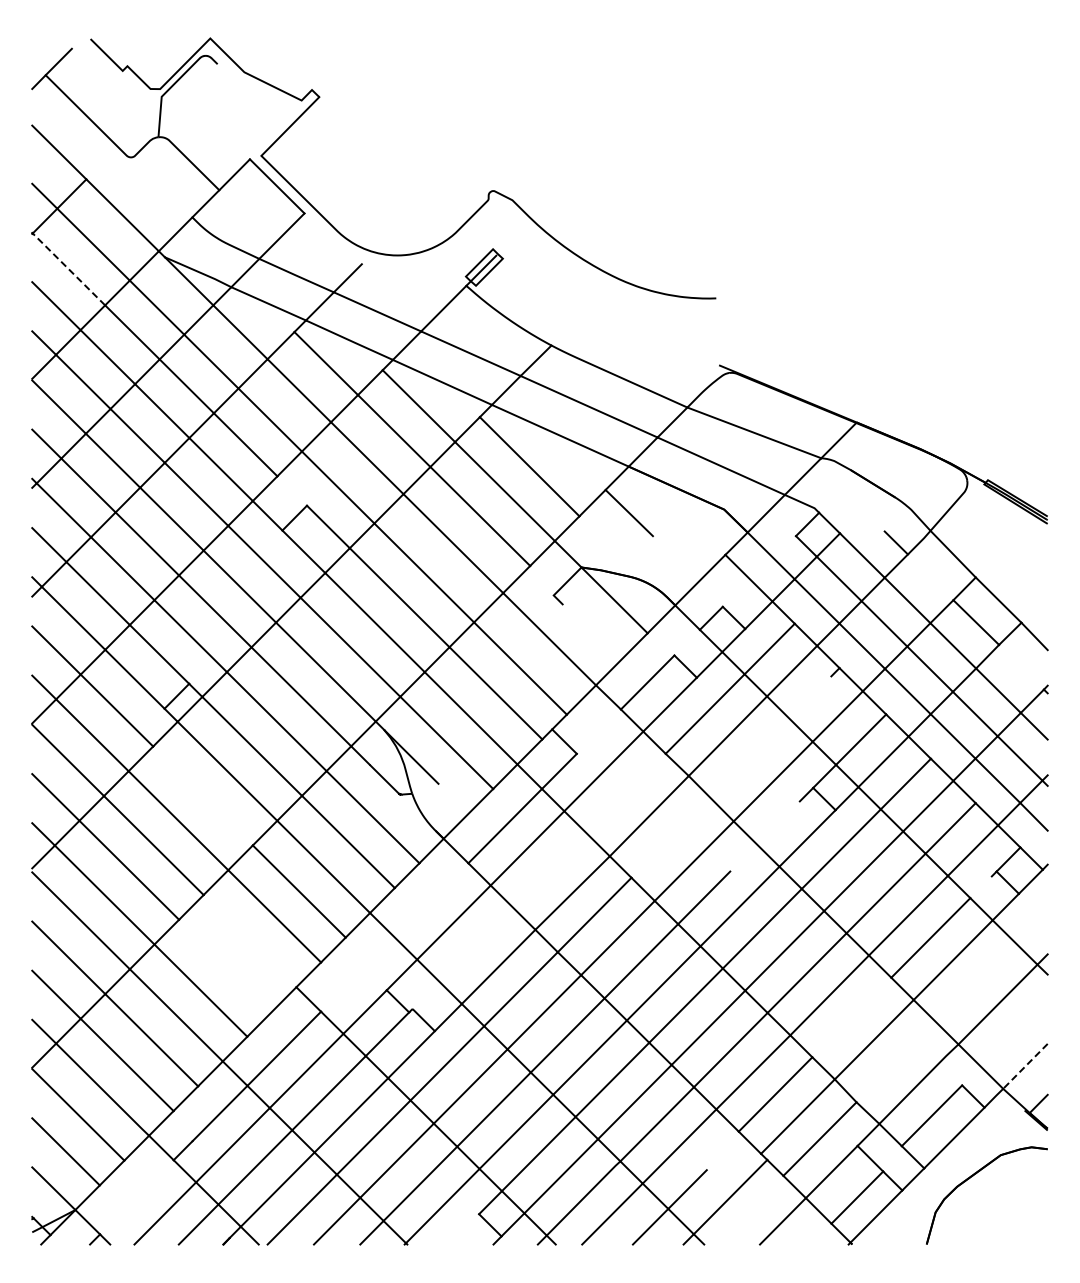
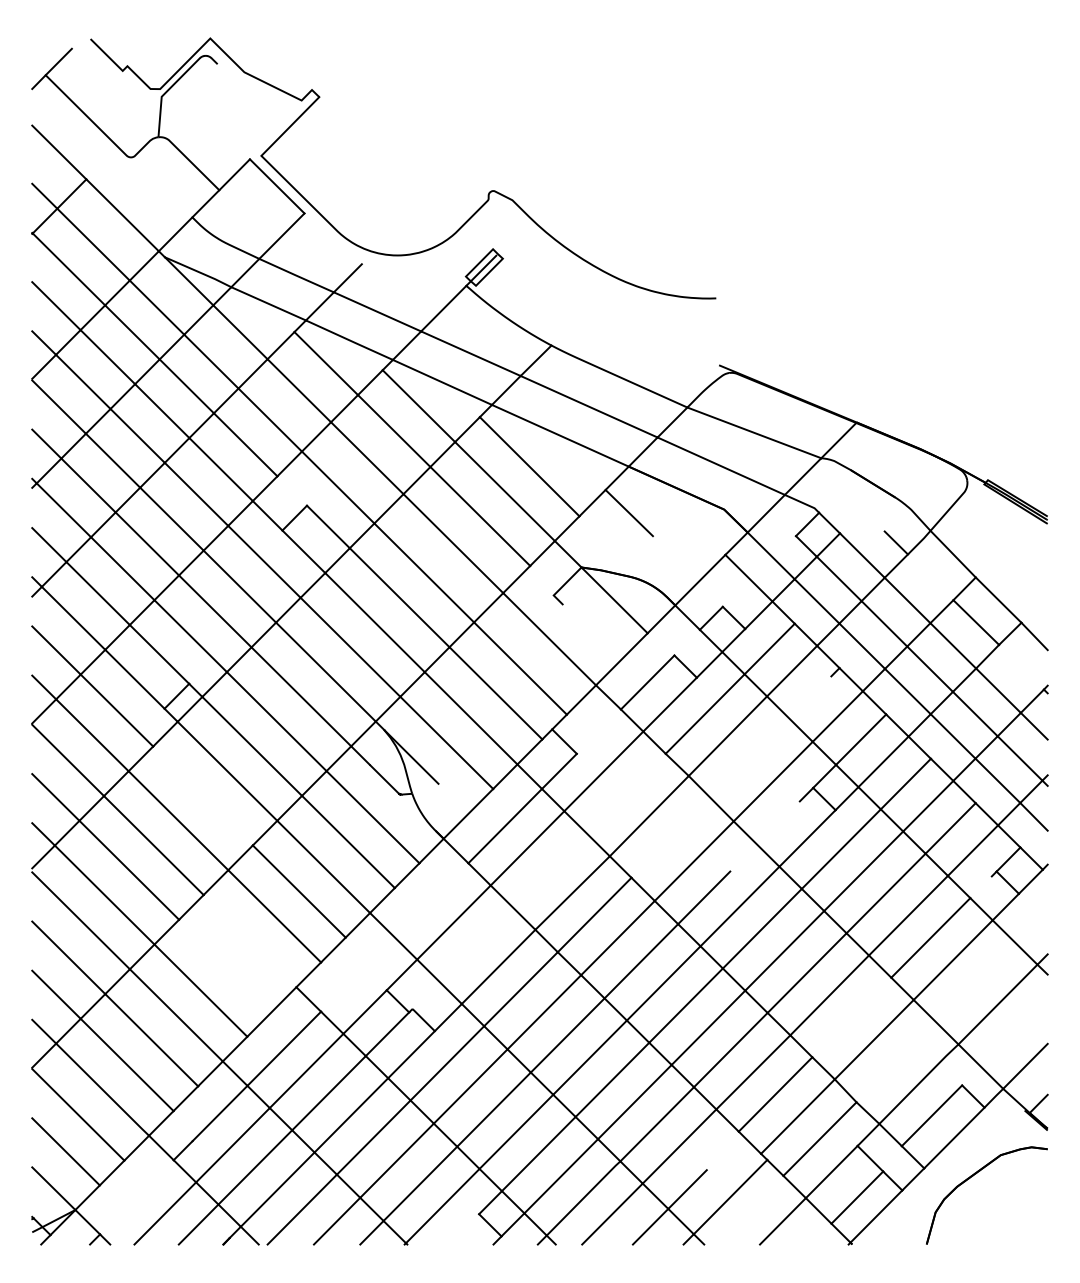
line: dashed -> solid (68, 269)
line: dashed -> solid (1025, 1066)
